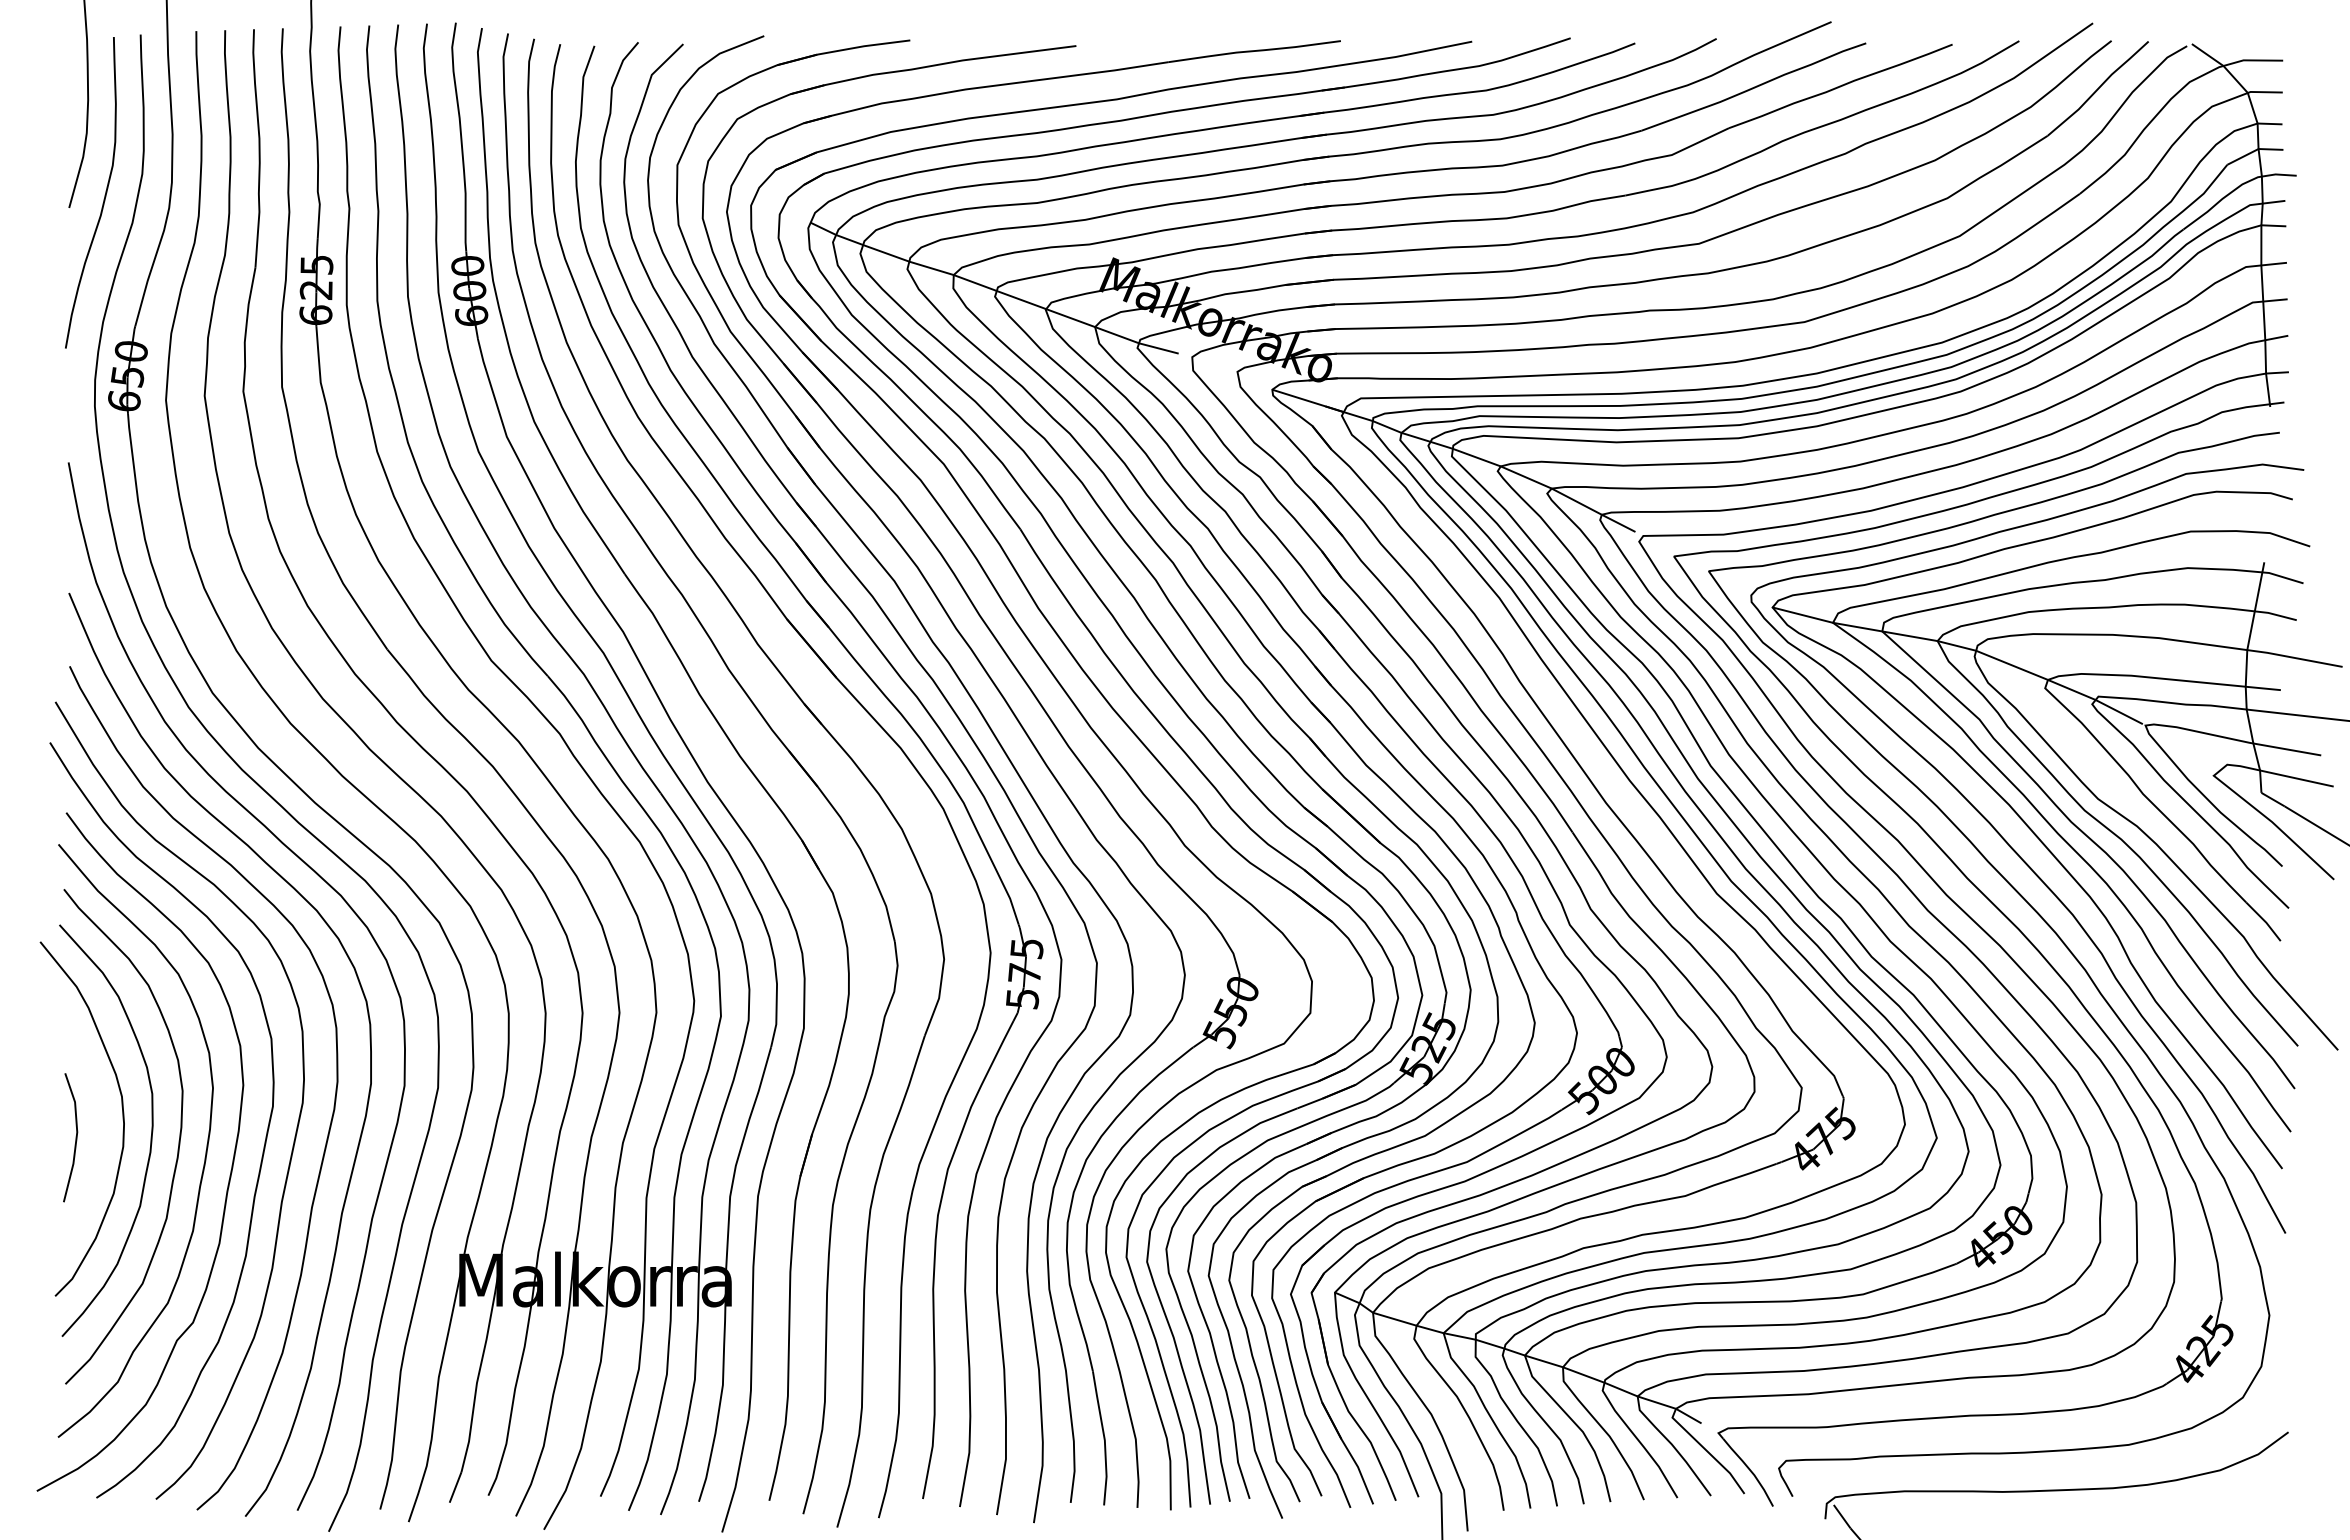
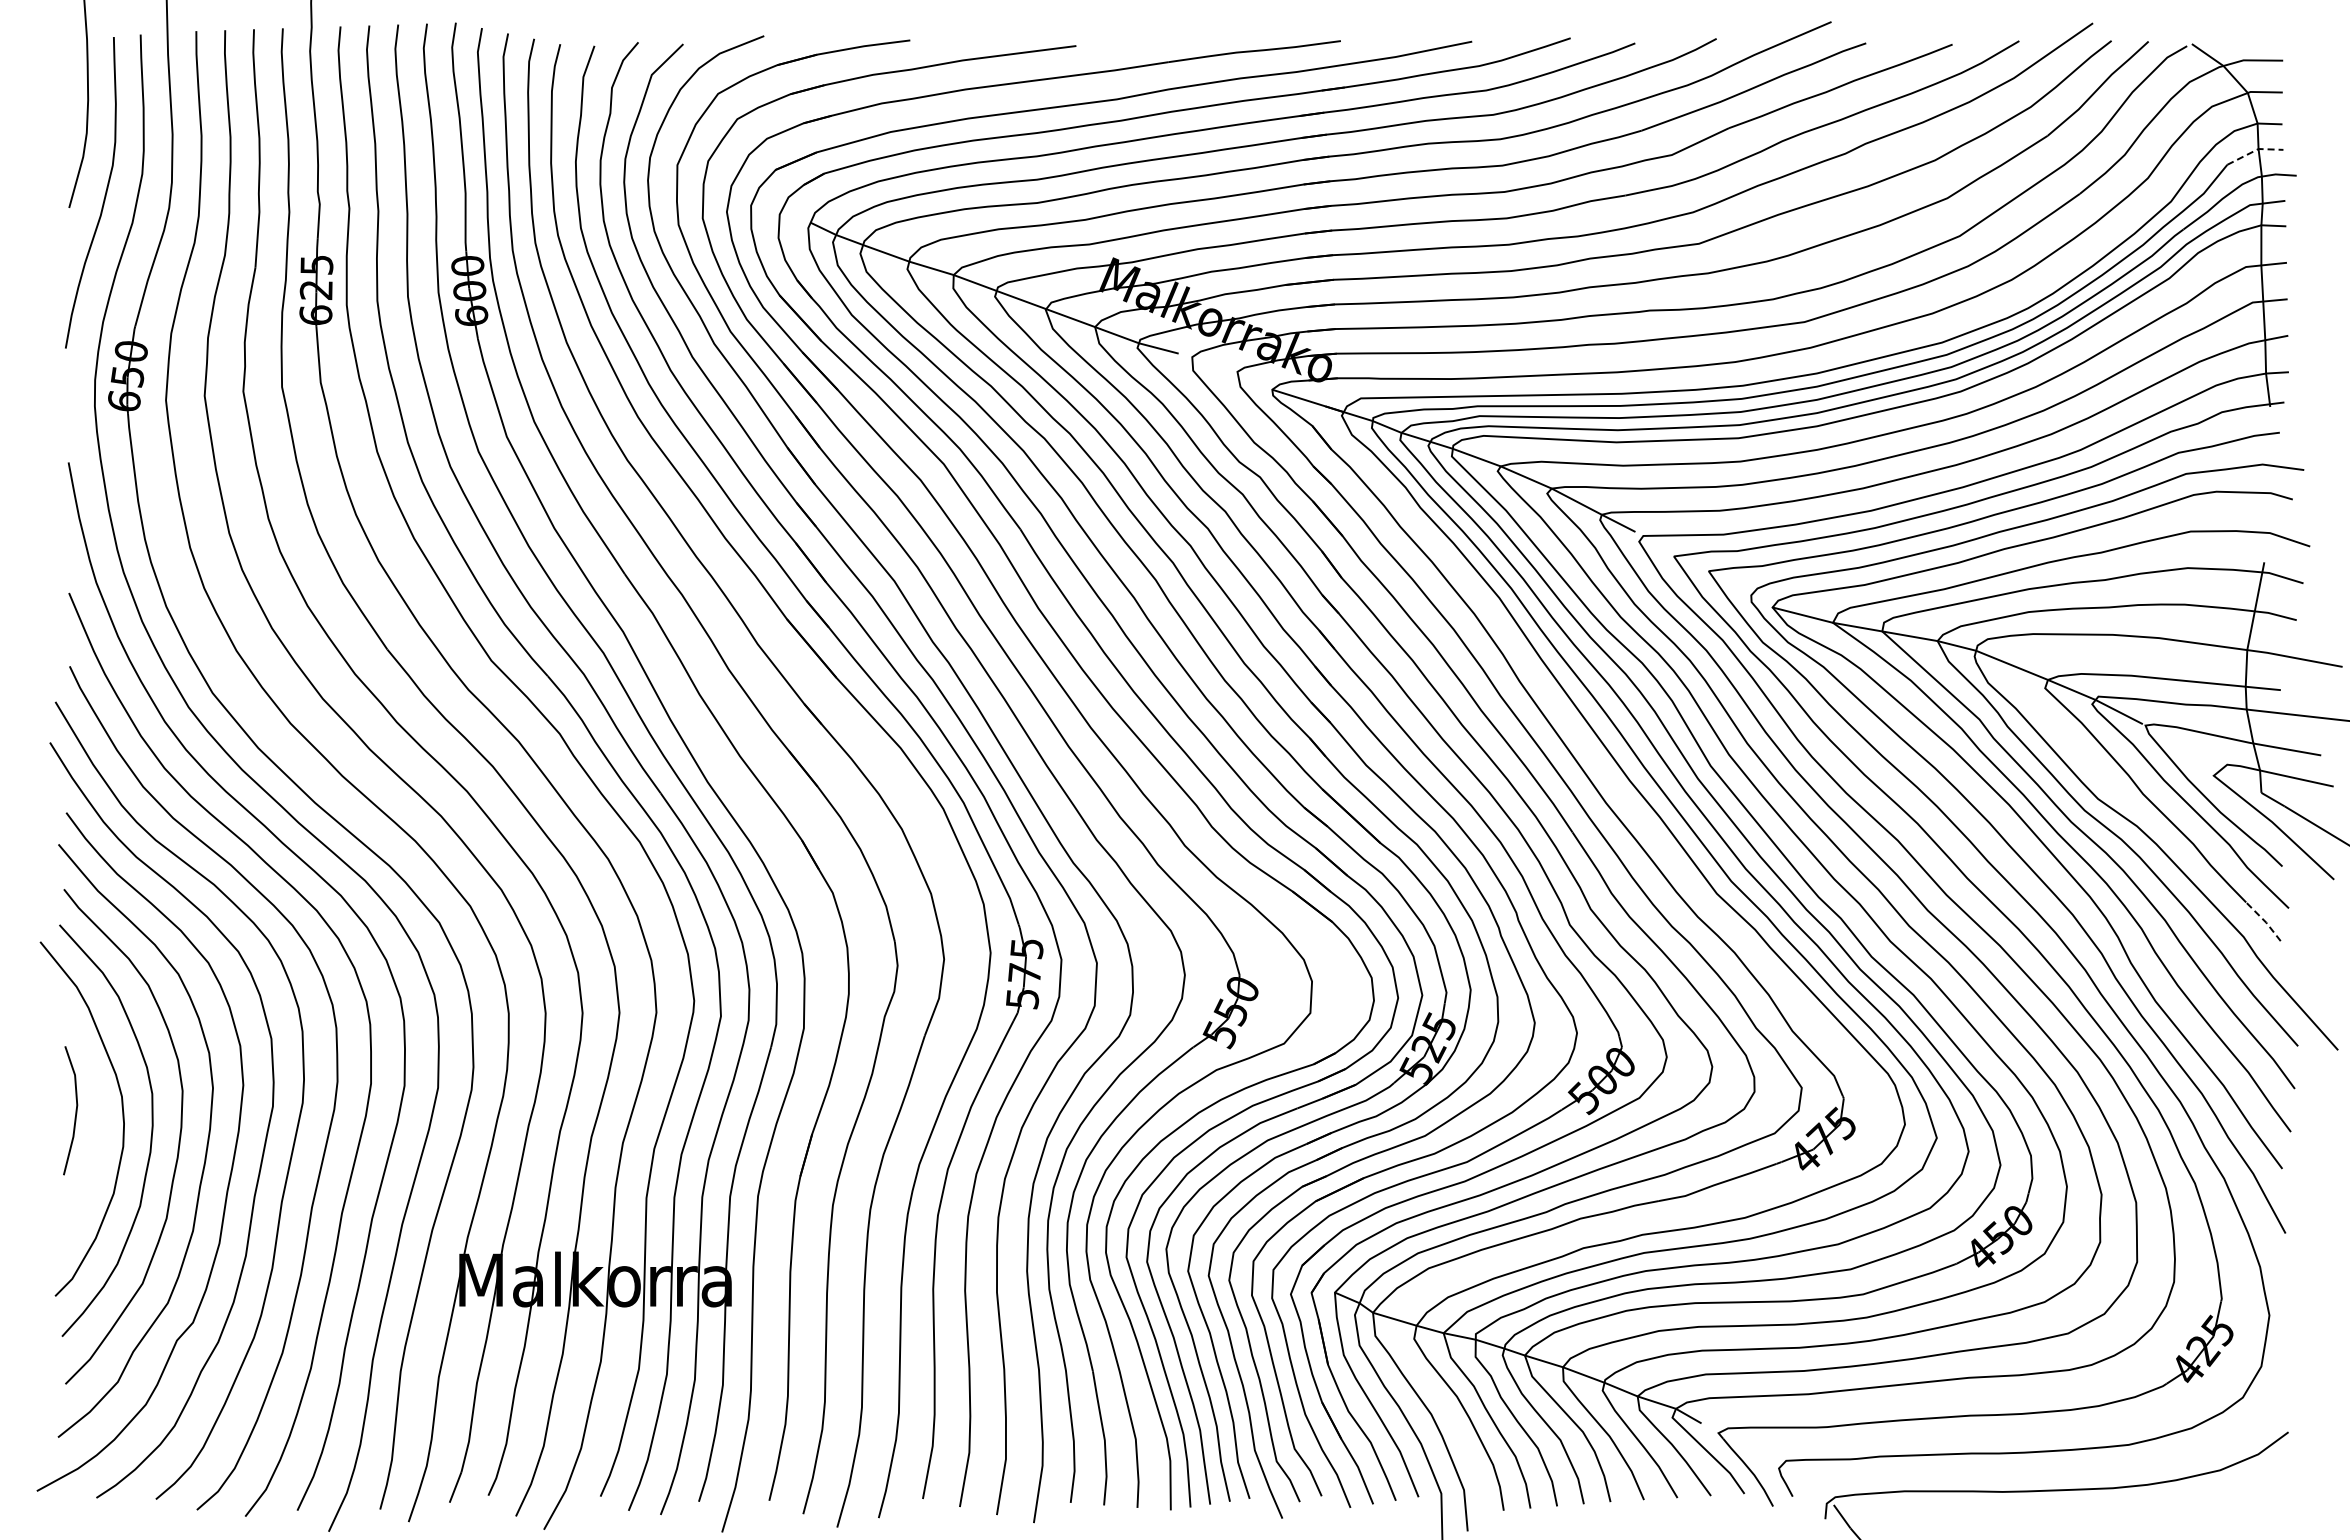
line: solid -> dashed (2254, 150)
line: solid -> dashed (2265, 921)
line position: (75, 1137) -> (75, 1110) (75, 1110)
